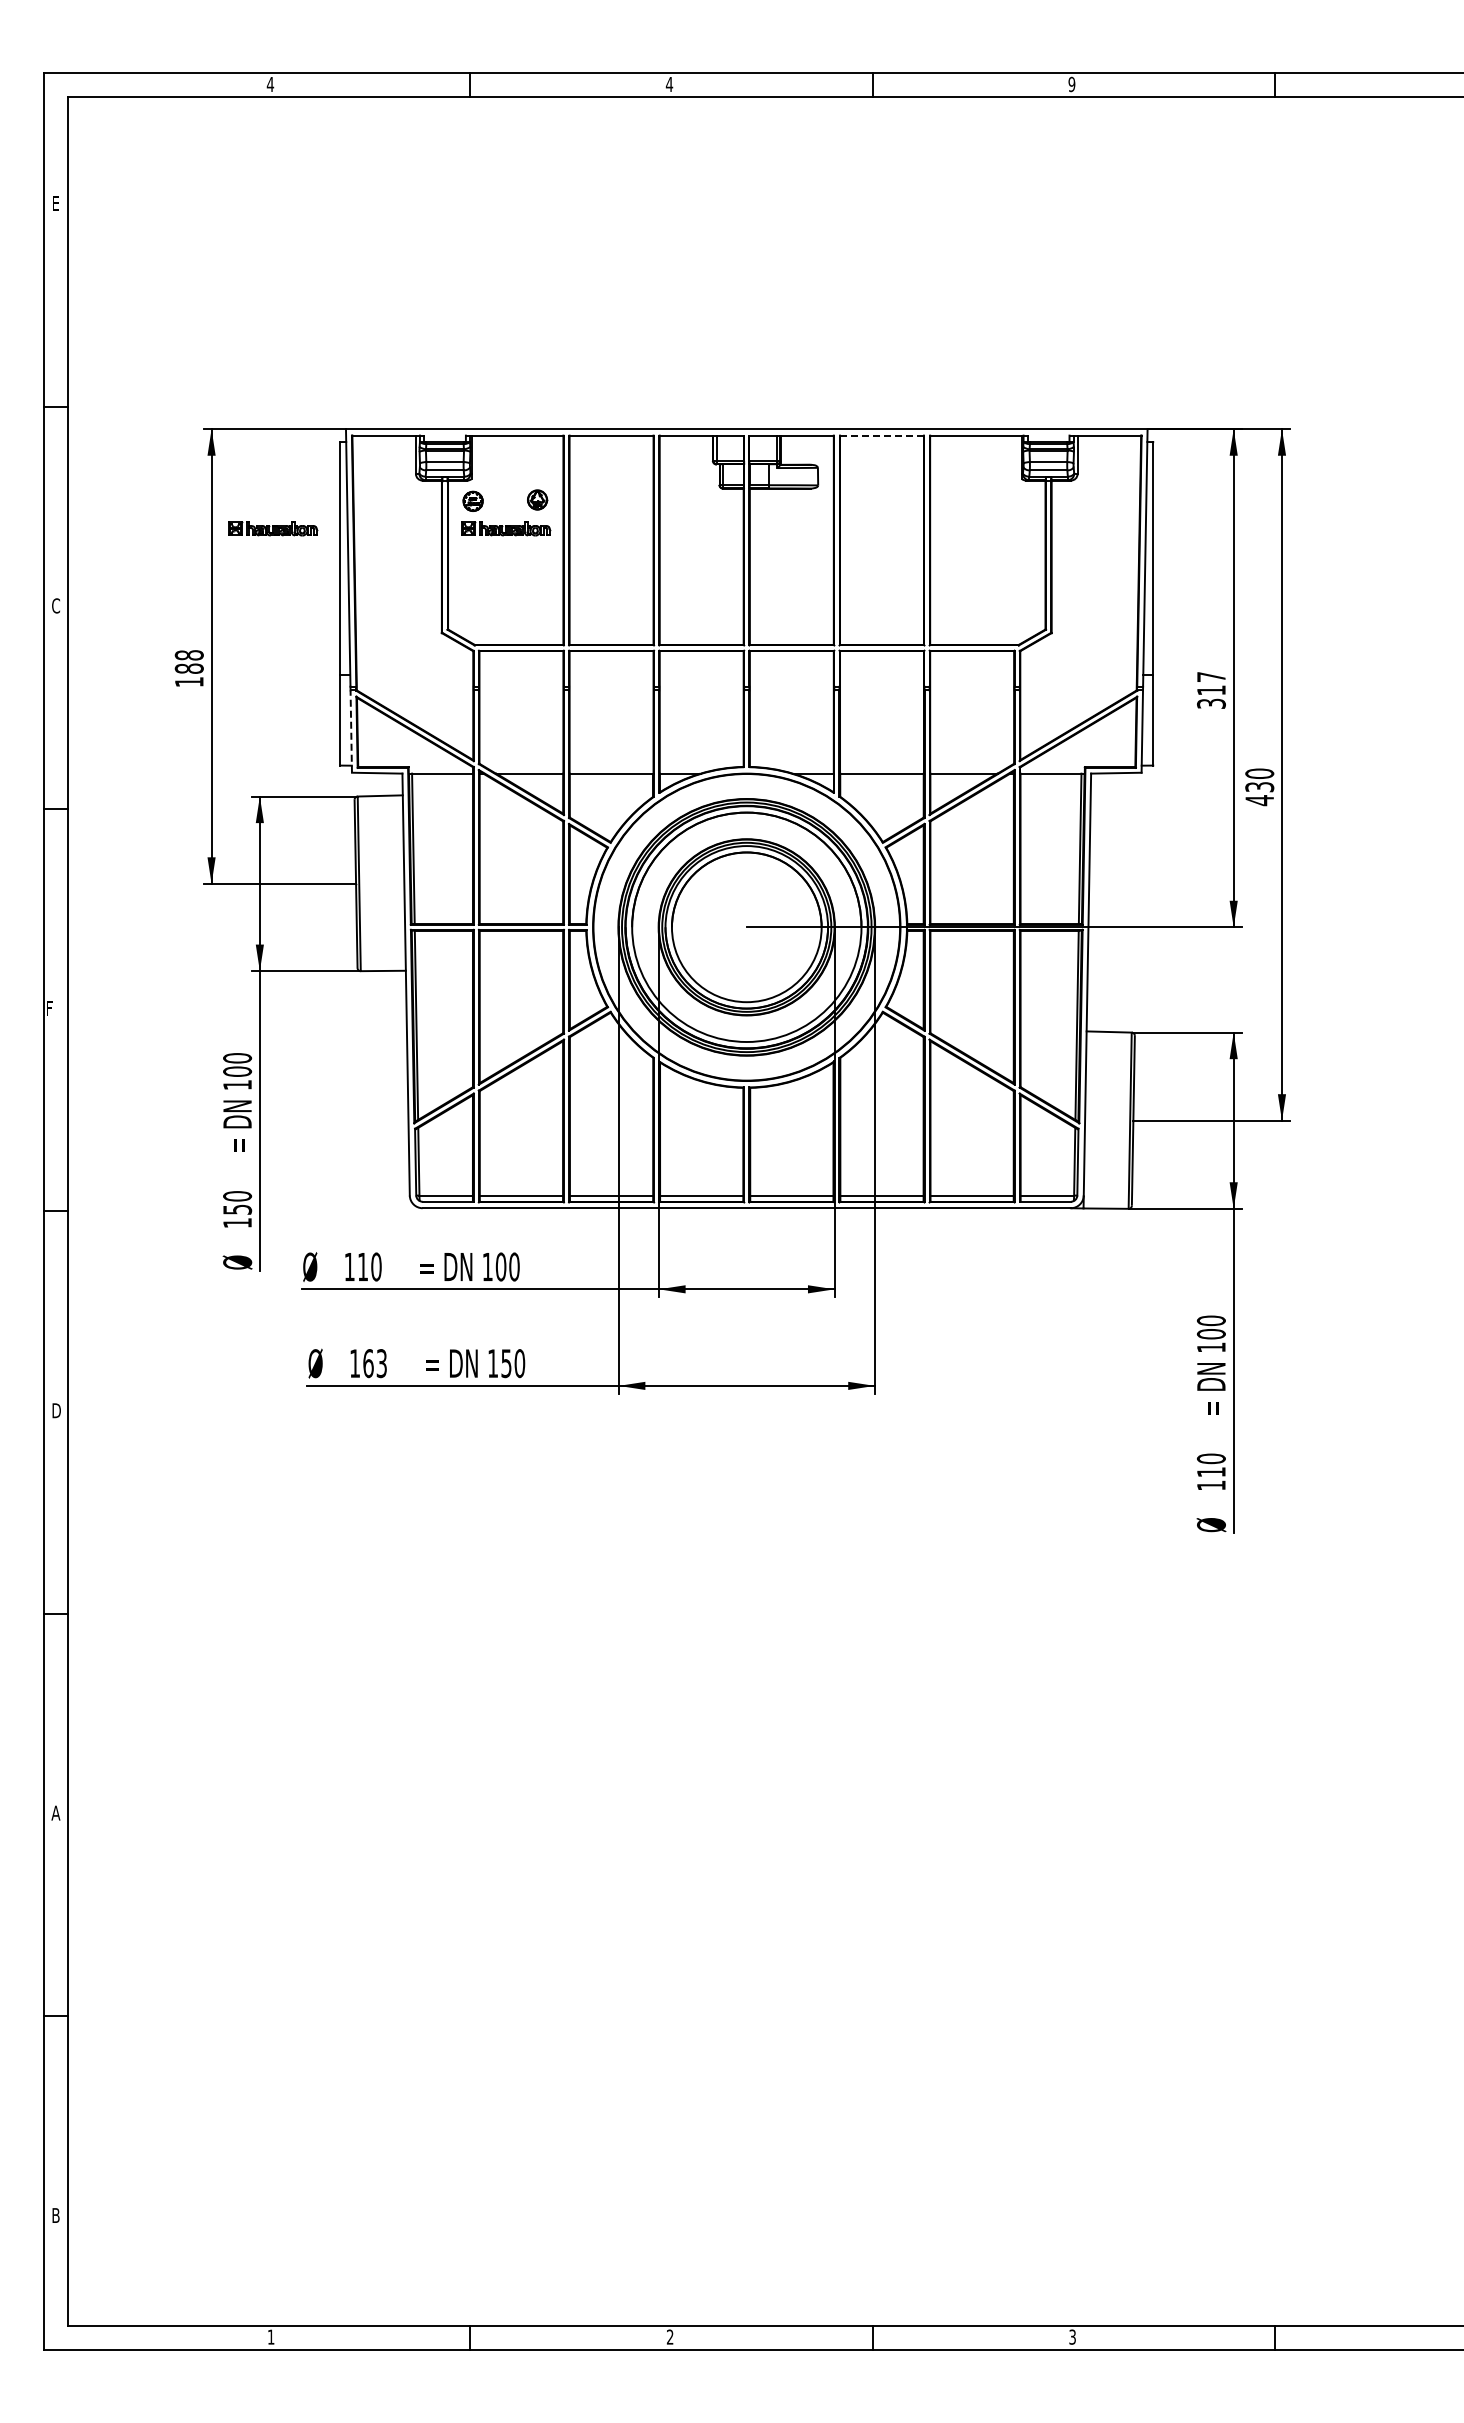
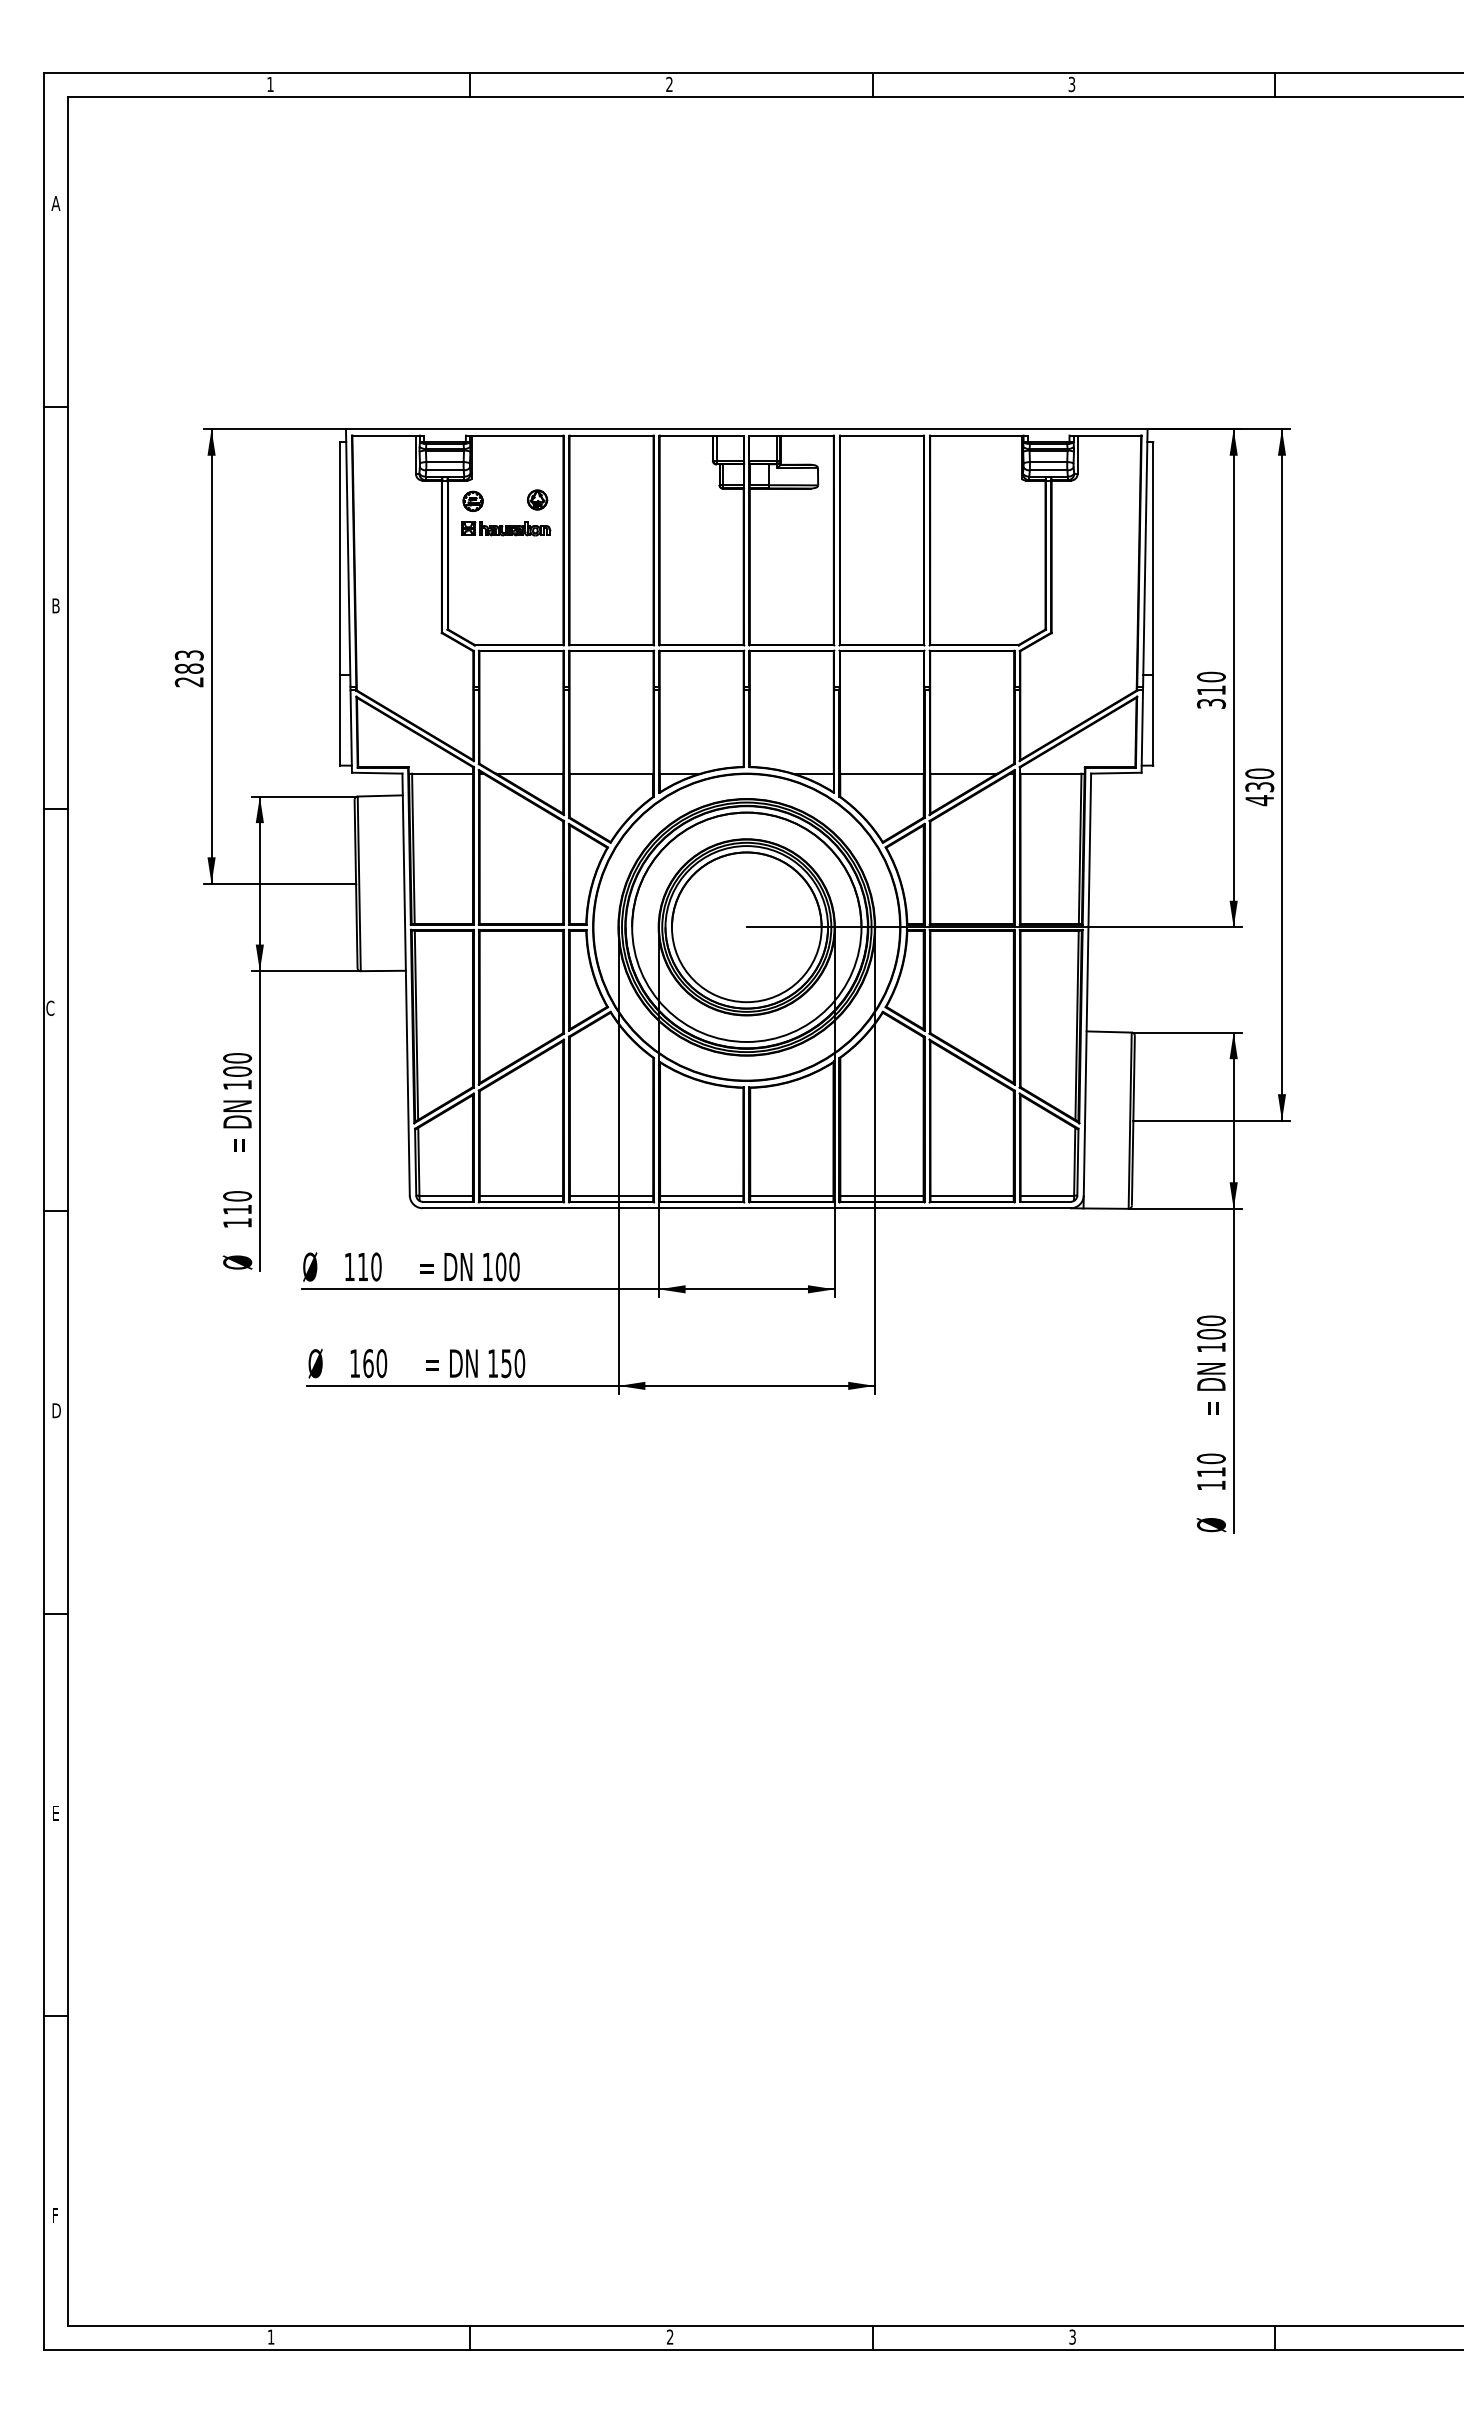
text: 4 -> 2 (669, 83)
text: 4 -> 1 (270, 84)
text: 9 -> 3 (1071, 84)
text: E -> A (55, 203)
line: dashed -> solid (882, 435)
part: present -> none (273, 528)
text: C -> B (56, 605)
text: 188 -> 283 (188, 668)
text: 317 -> 310 (1211, 676)
line: dashed -> solid (351, 731)
text: F -> C (50, 1007)
text: 150 -> 110 (237, 1209)
text: 163 -> 160 (381, 1363)
text: A -> E (55, 1812)
text: B -> F (55, 2215)
